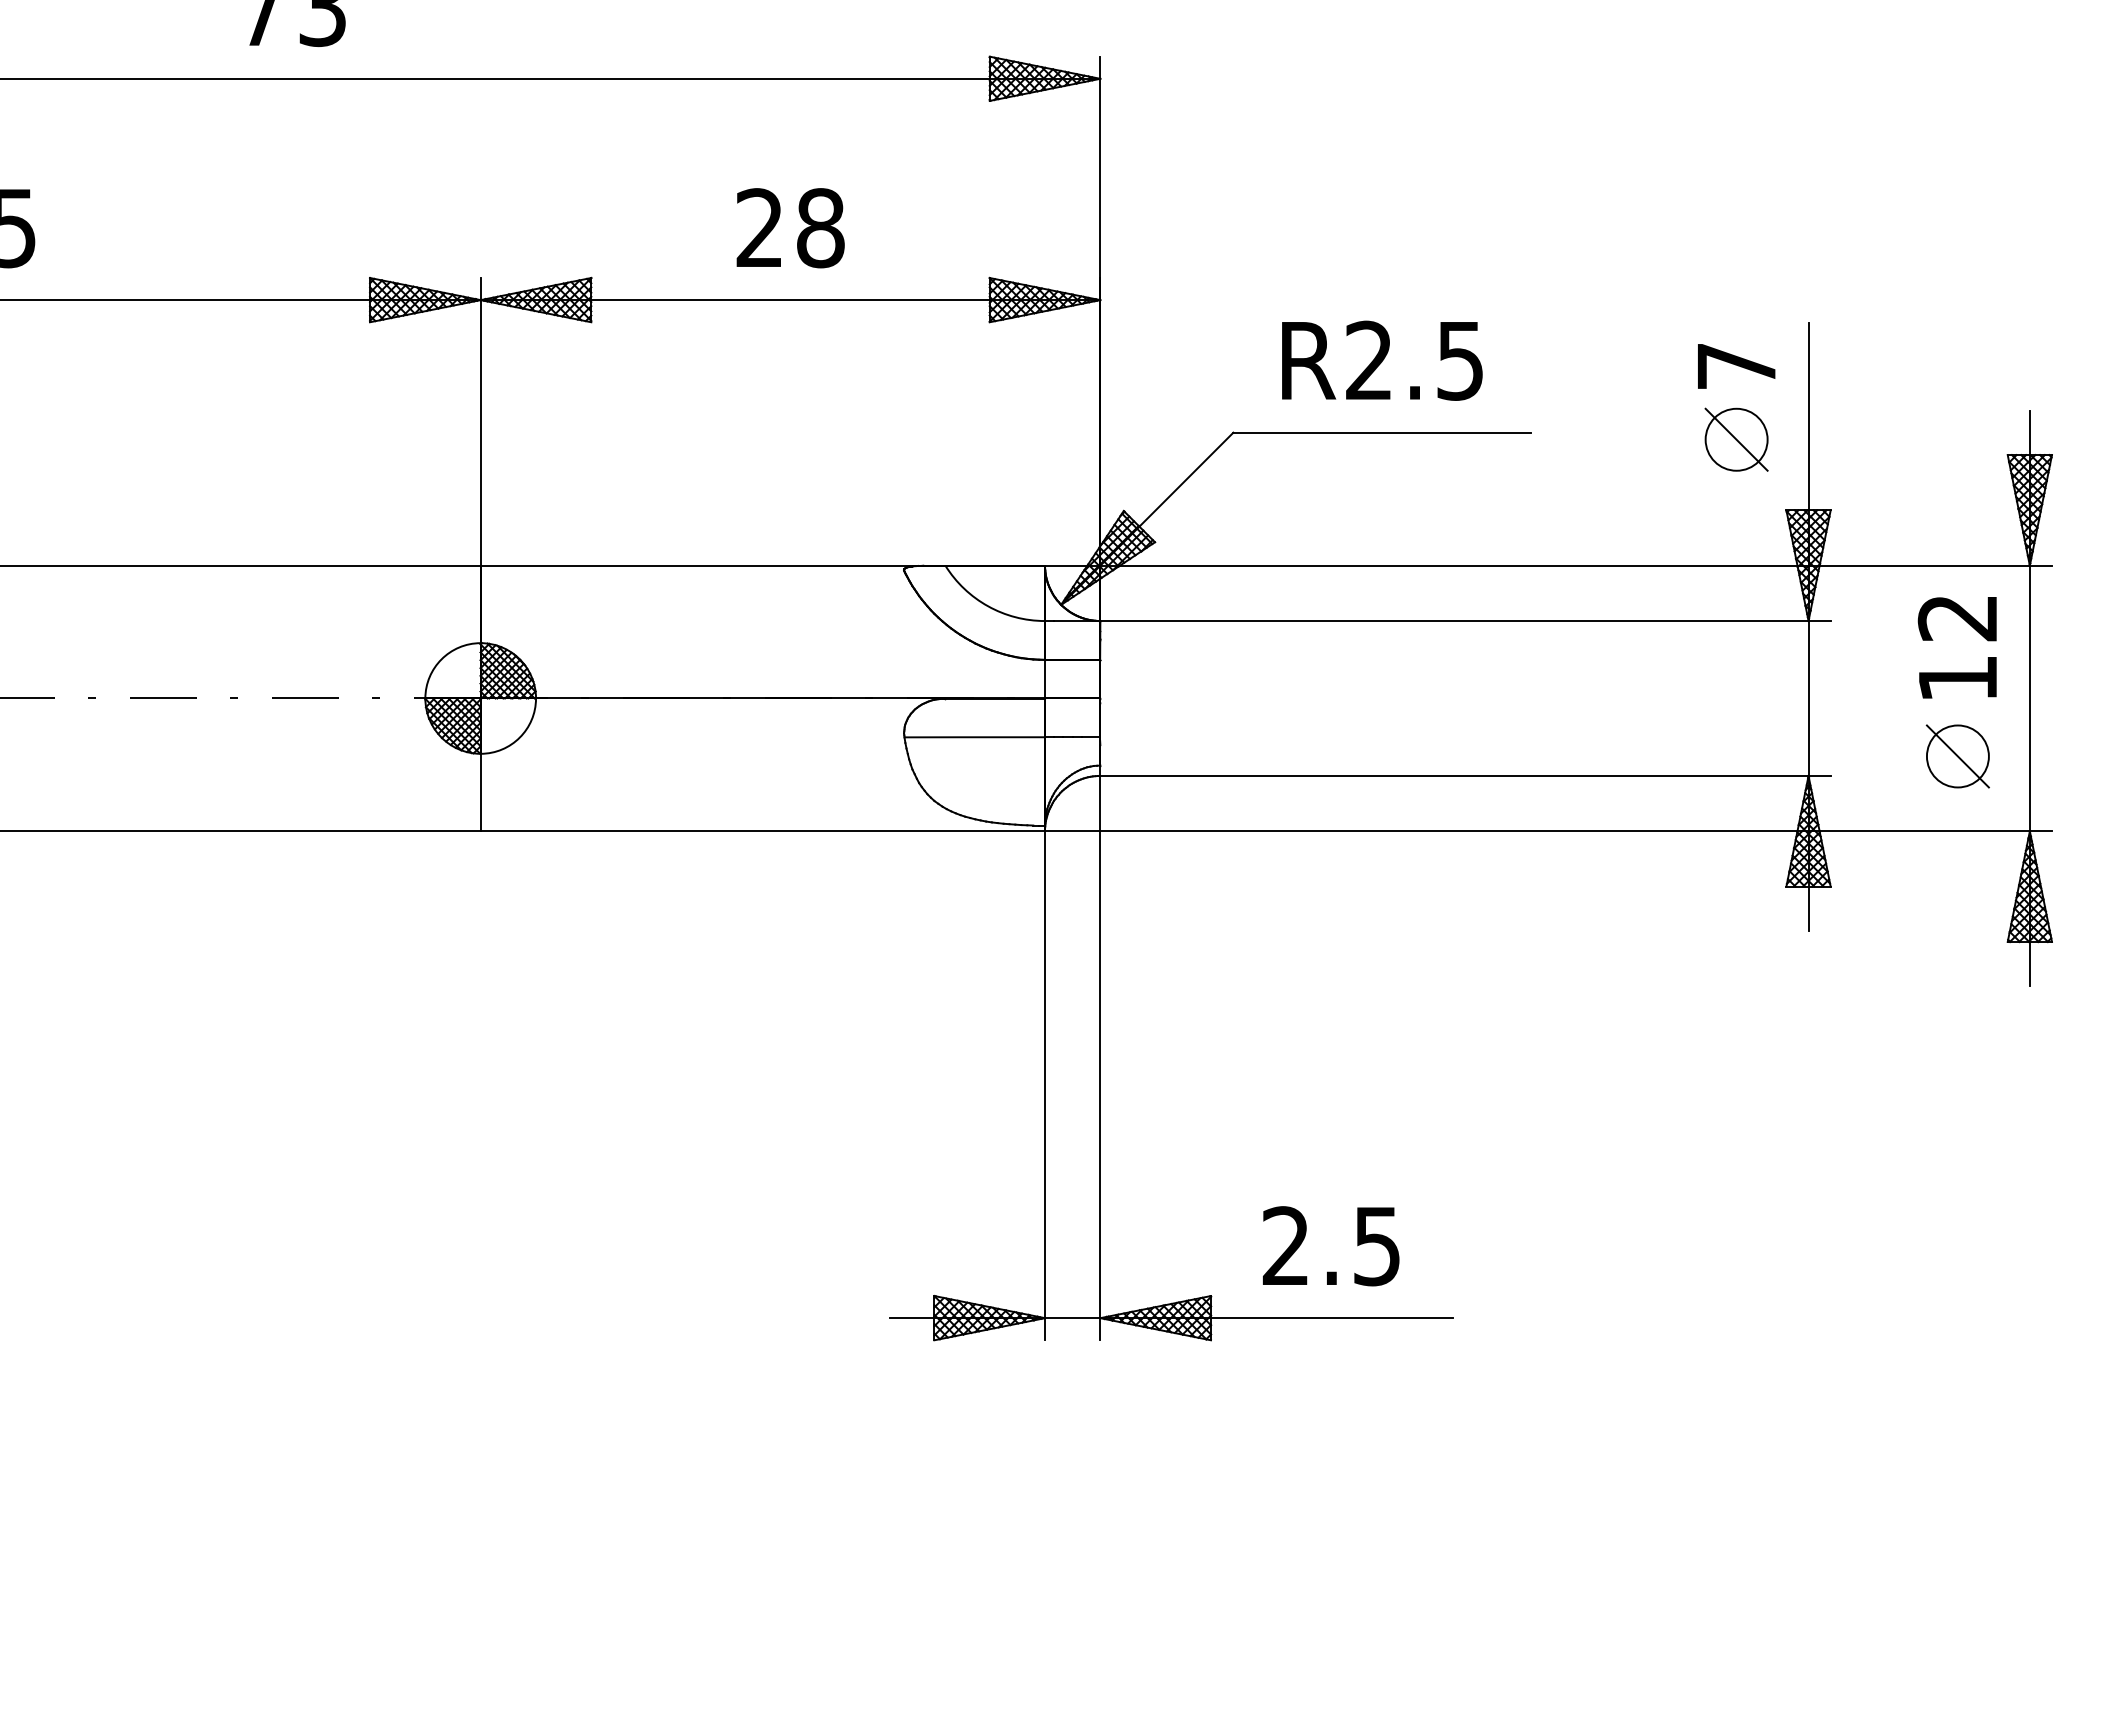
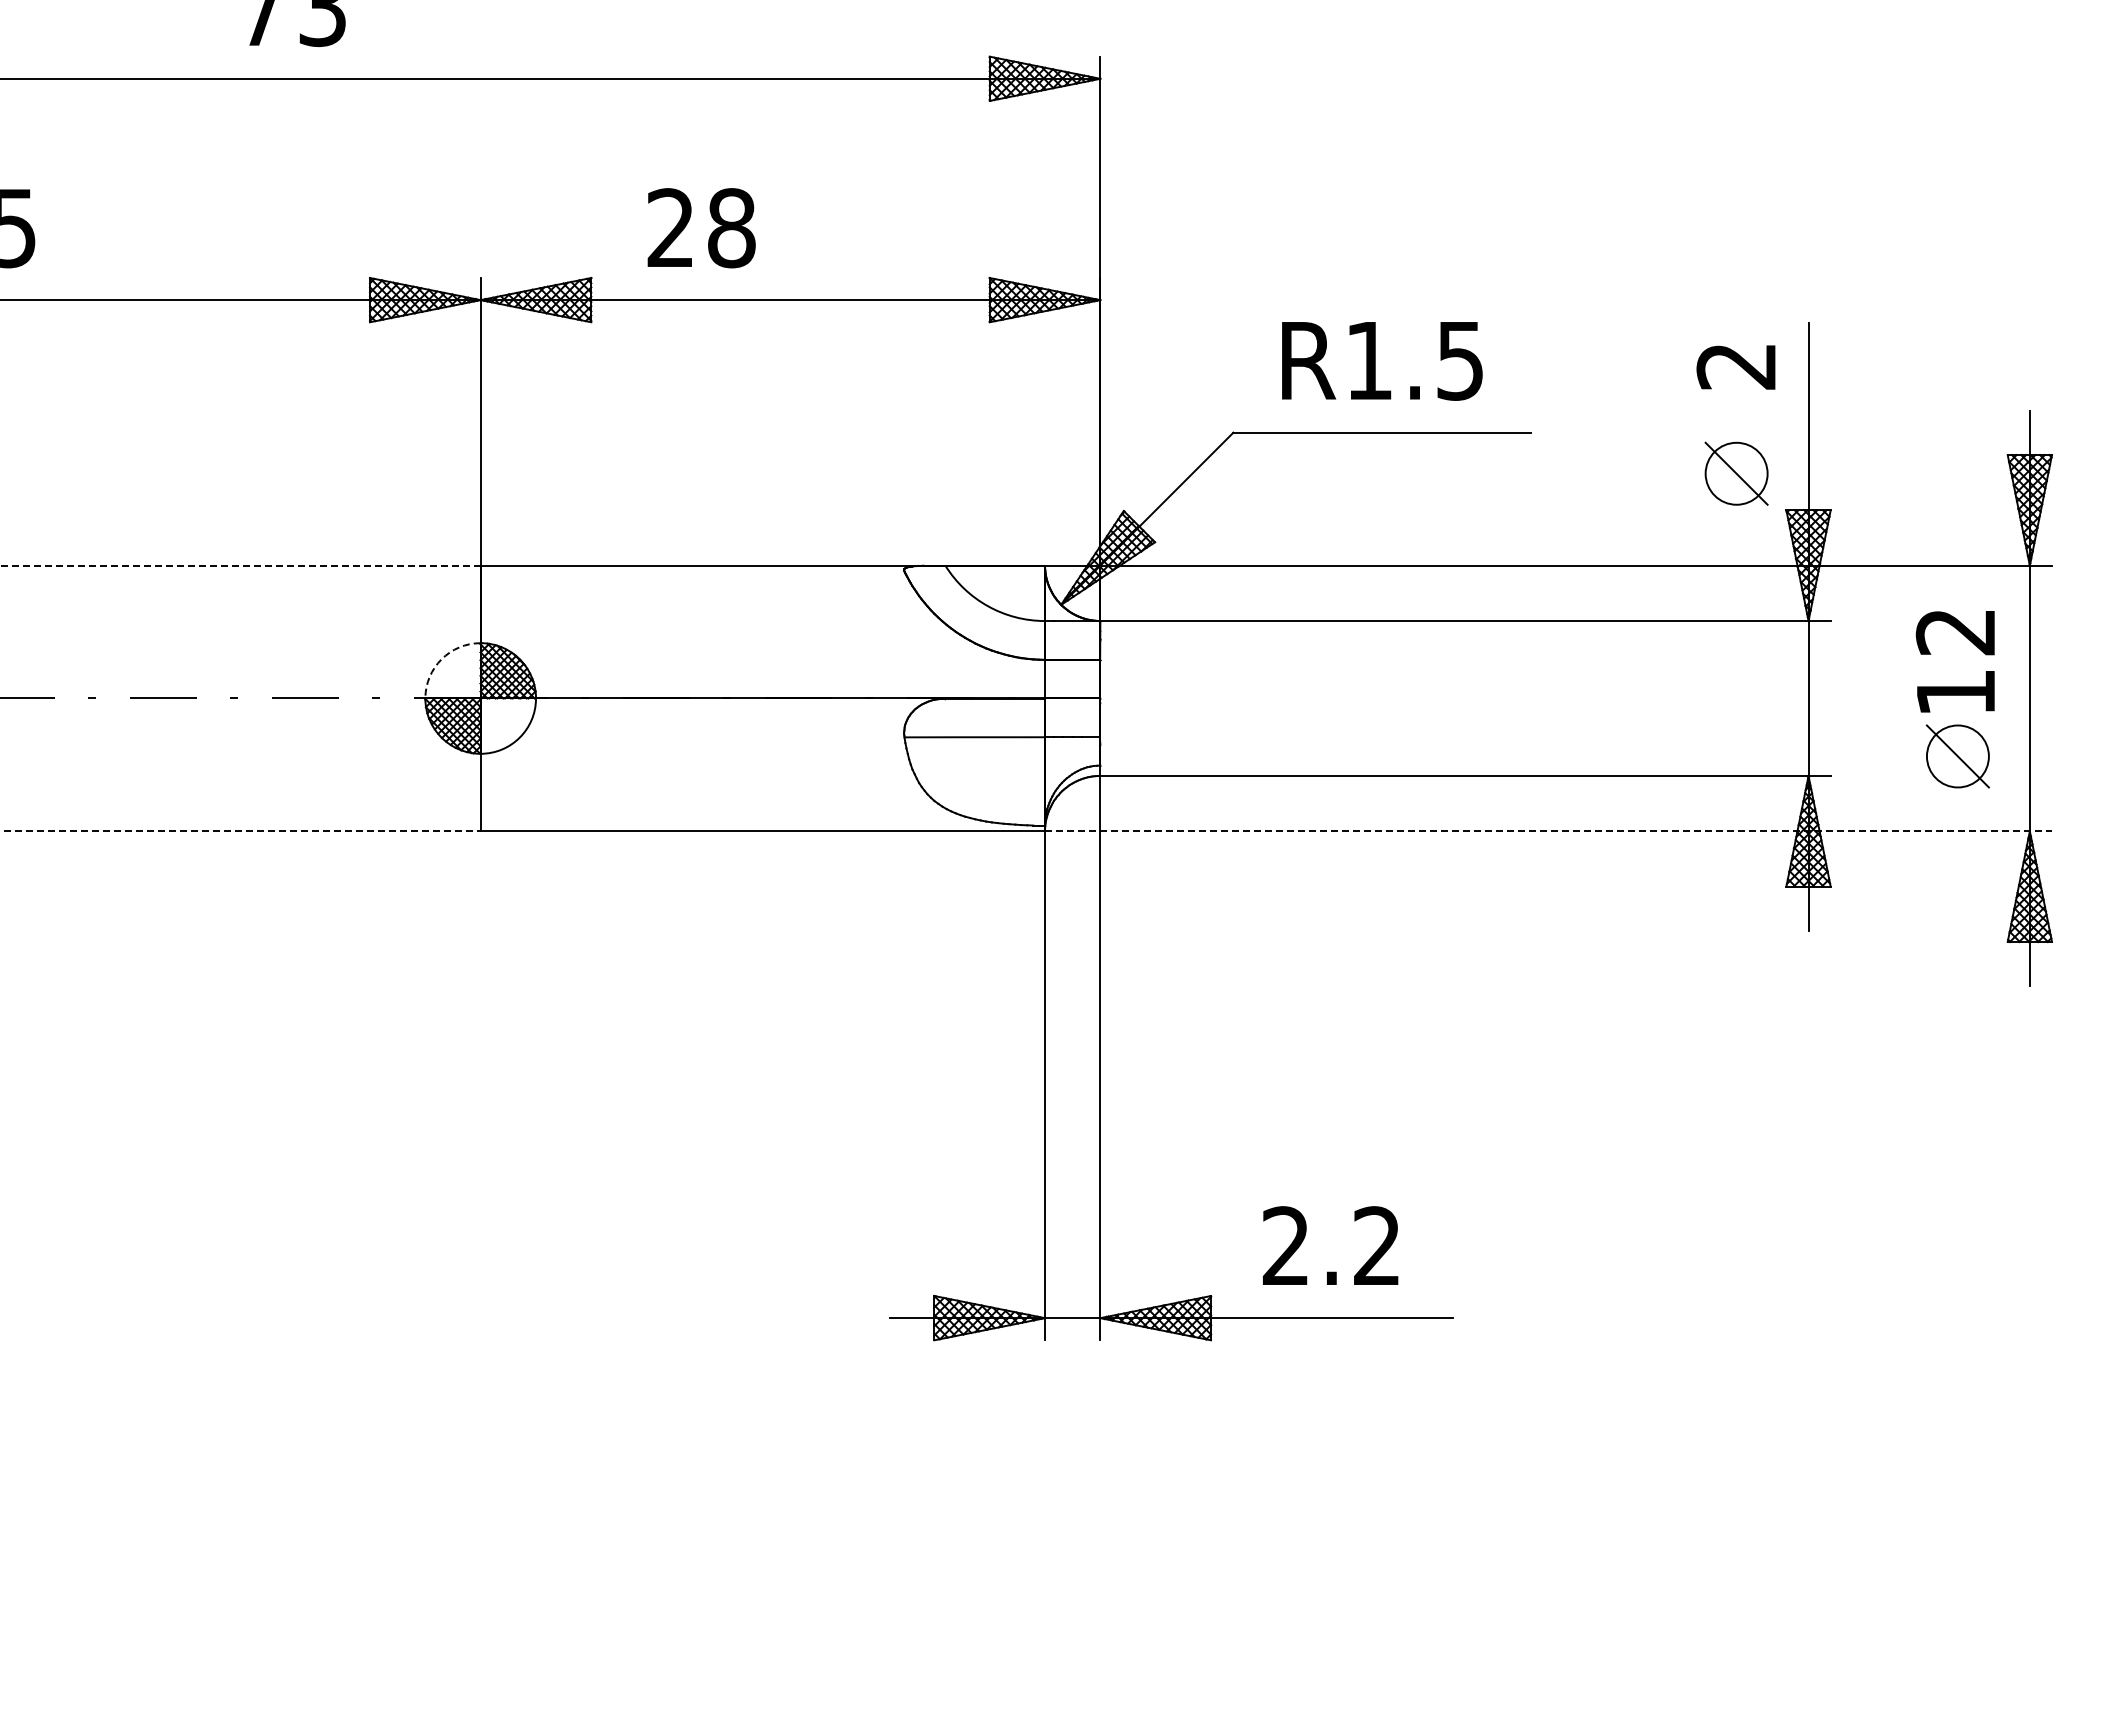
text position: (790, 228) -> (701, 228) (701, 228)
text: R2.5 -> R1.5 (1368, 359)
text: 7 -> 2 (1735, 366)
part position: (1736, 439) -> (1736, 473) (1736, 473)
line: solid -> dashed (240, 565)
text position: (1956, 647) -> (1954, 661) (1954, 661)
arc: solid -> dashed (441, 659)
line: solid -> dashed (240, 831)
line: solid -> dashed (1549, 831)
text: 2.5 -> 2.2 (1376, 1246)
